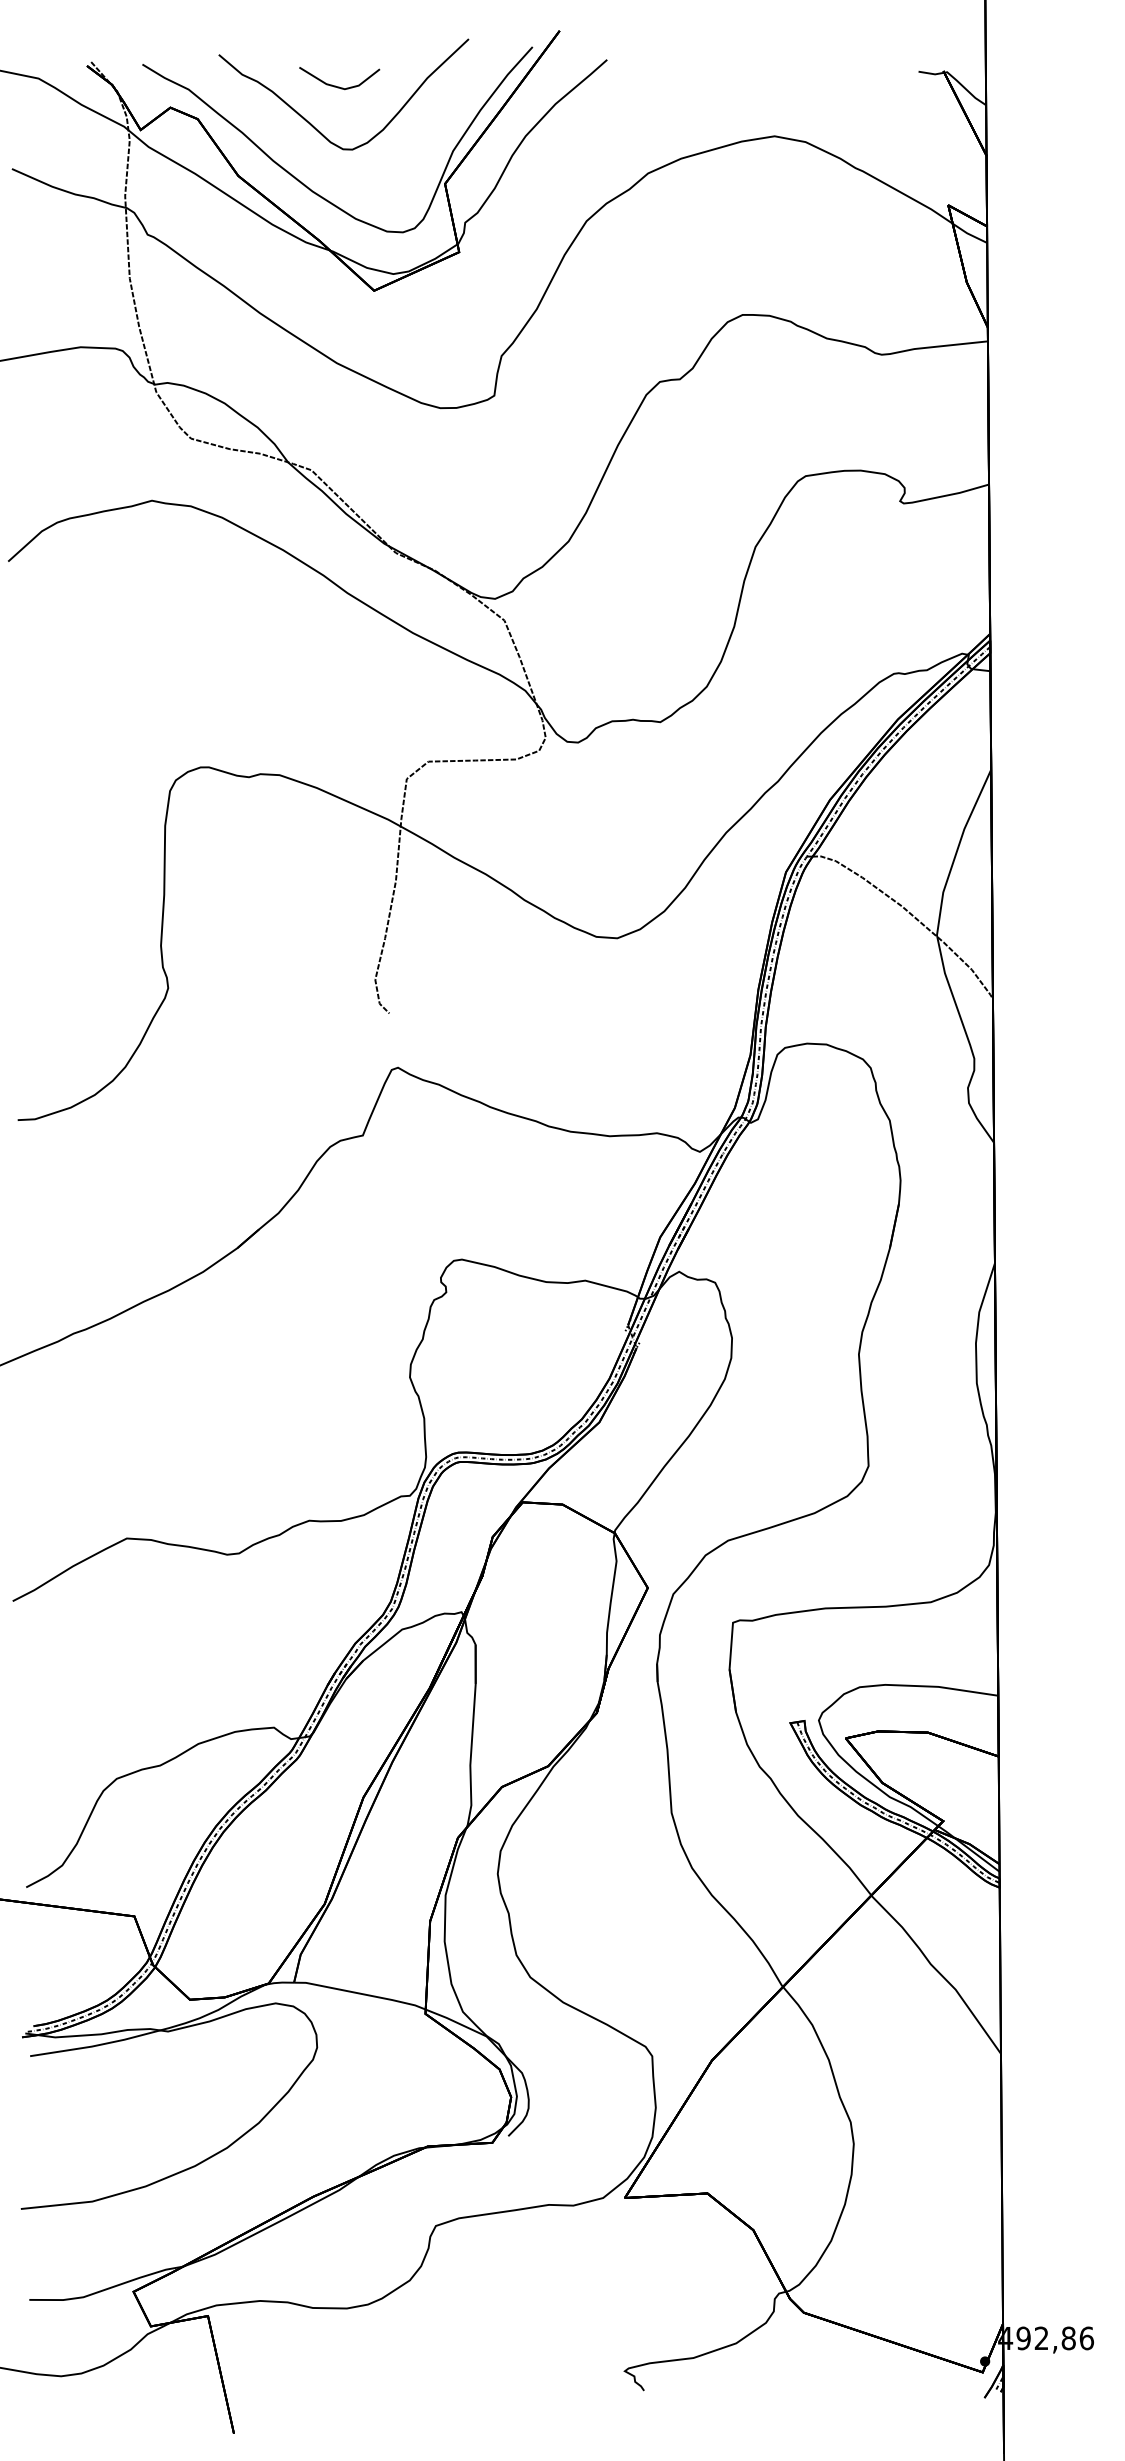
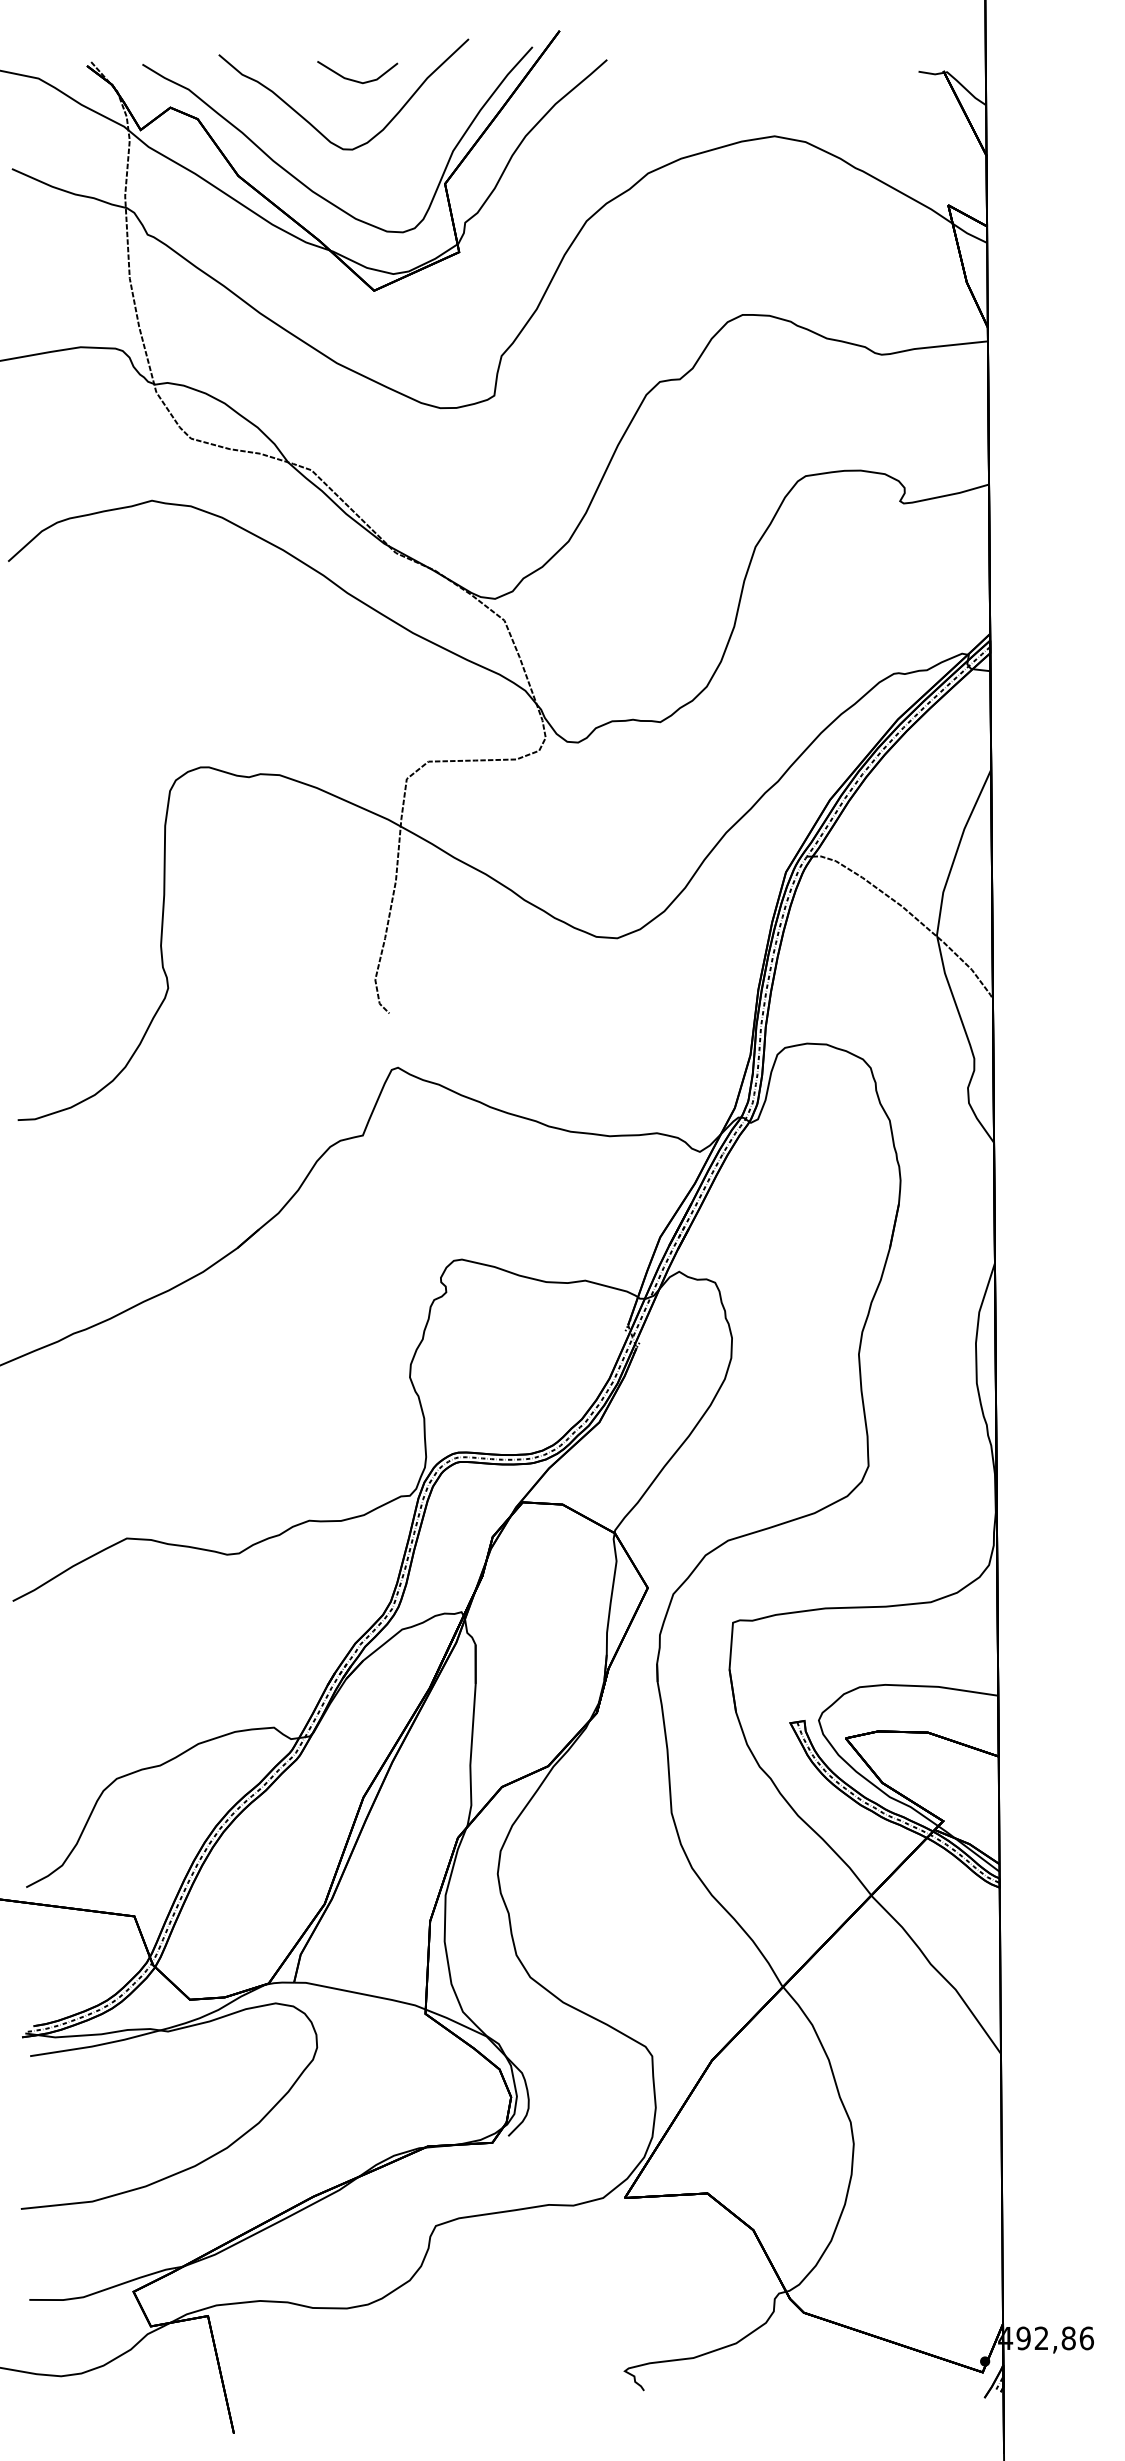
line position: (339, 86) -> (357, 80) (357, 80)
